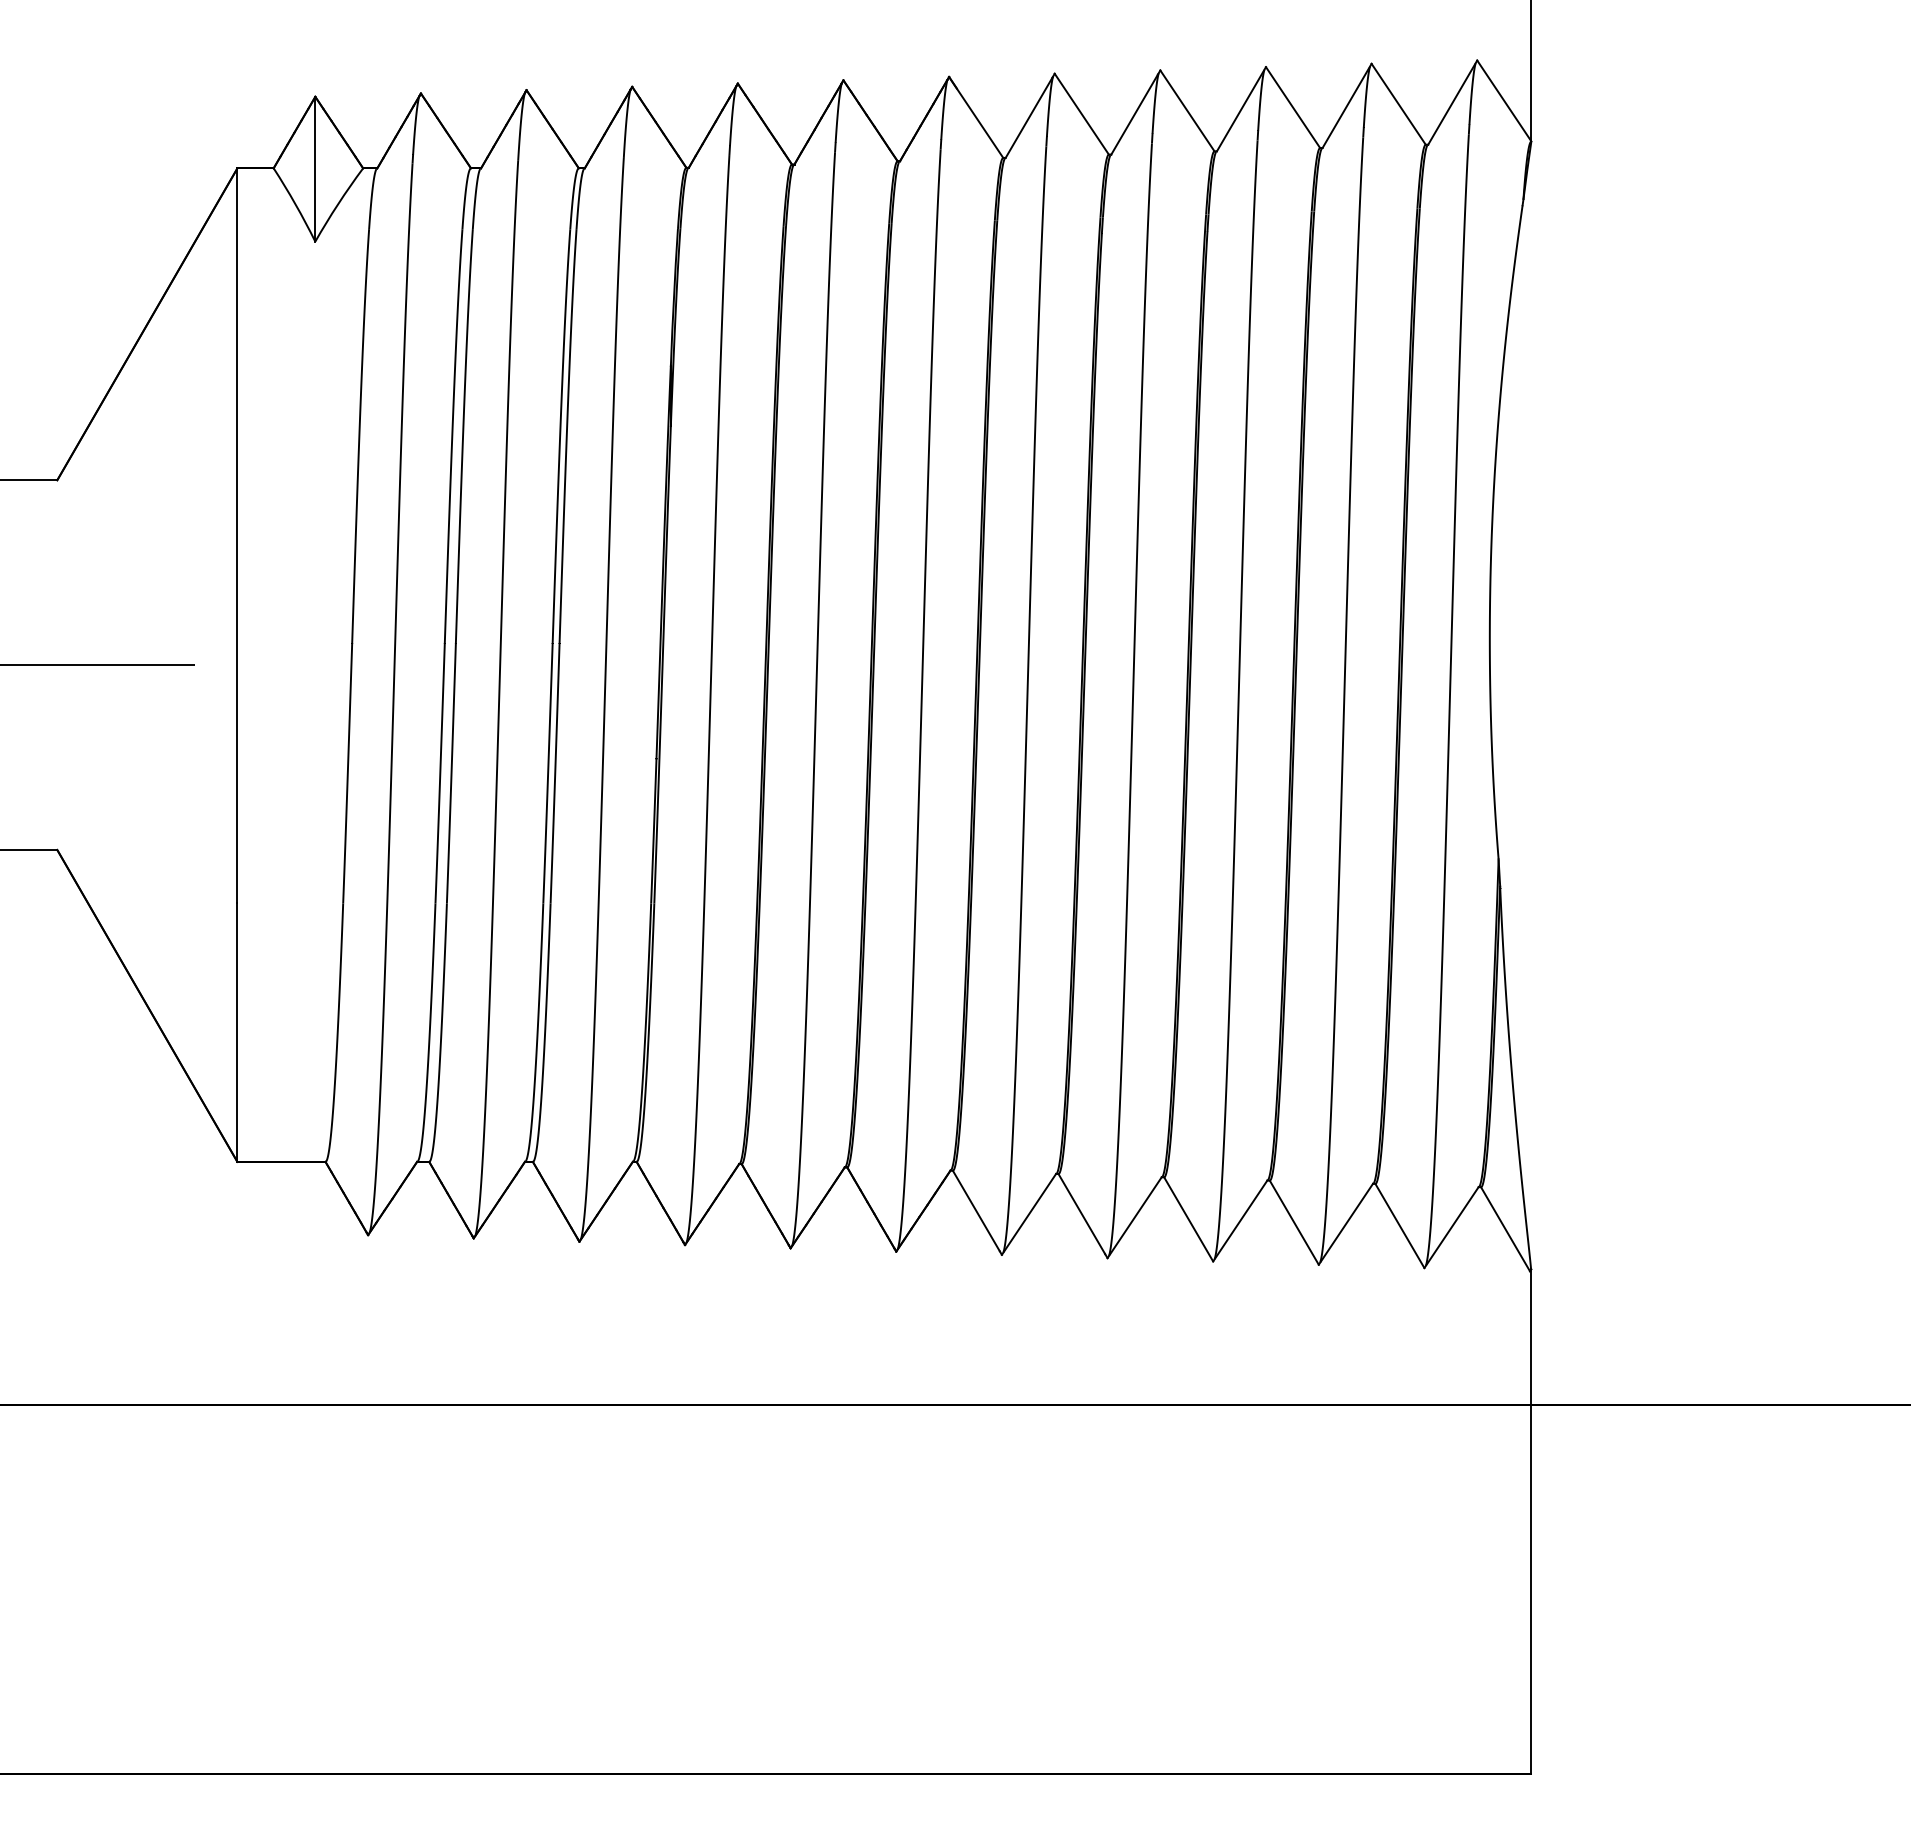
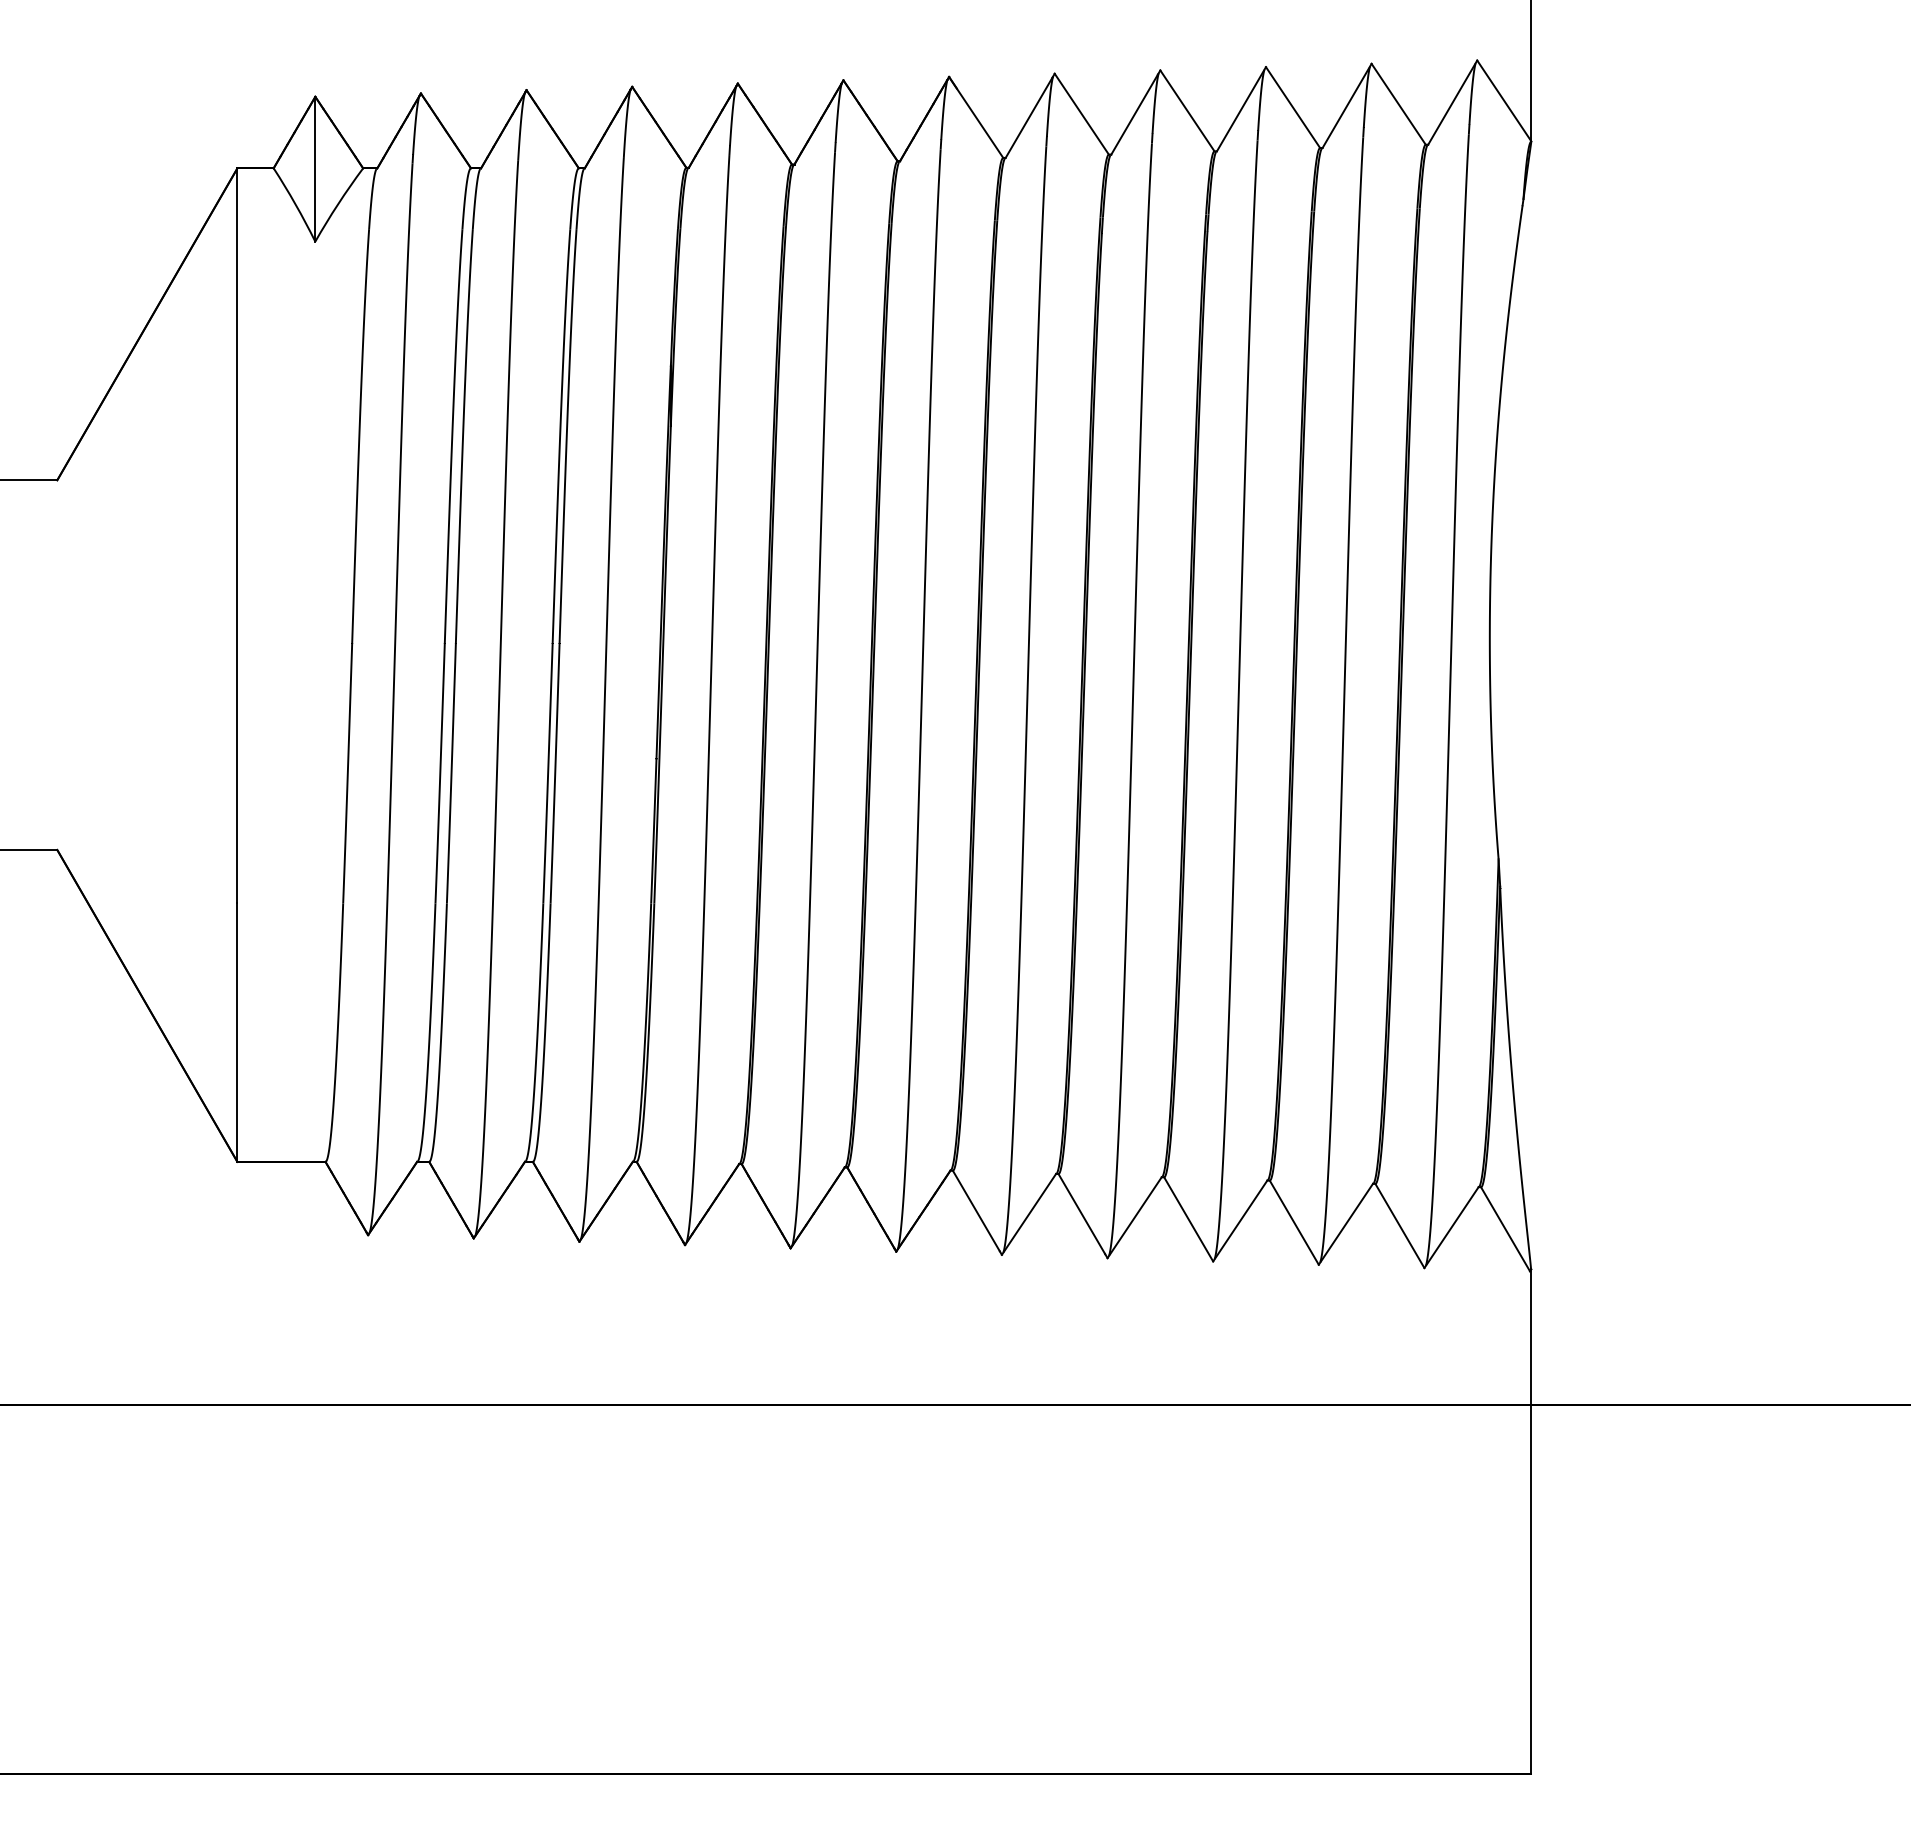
line: present -> none (98, 665)
